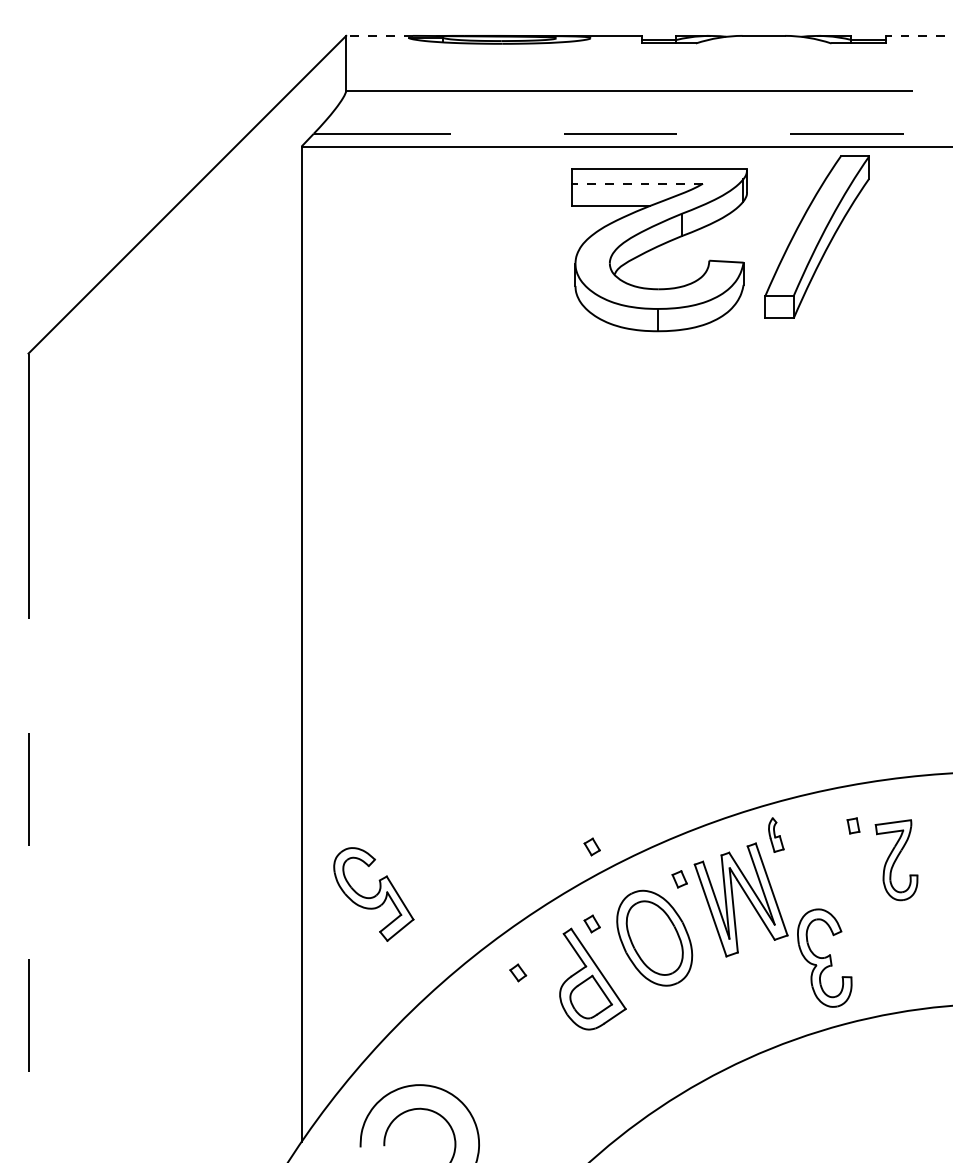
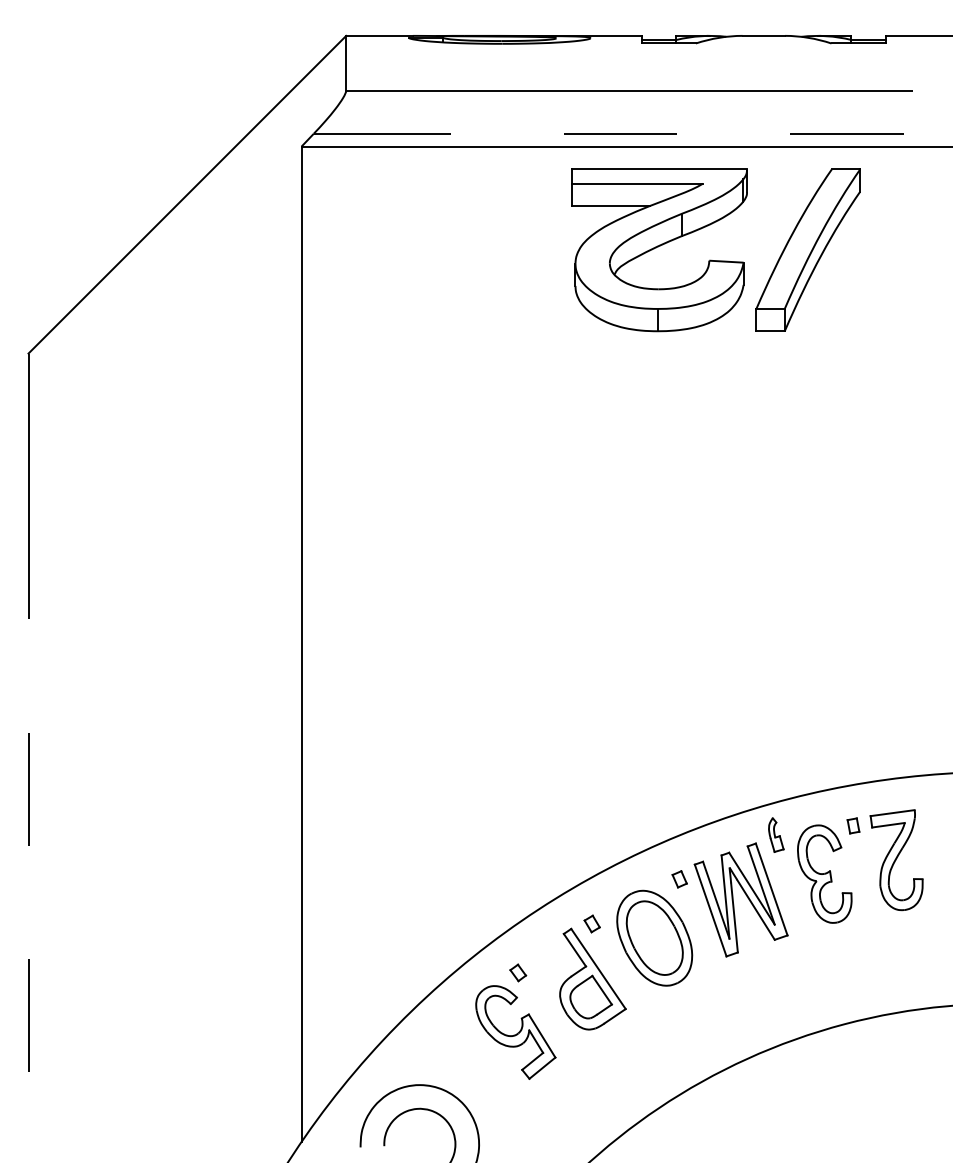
line: dashed -> solid (379, 35)
line: dashed -> solid (918, 35)
line: dashed -> solid (637, 183)
part position: (816, 236) -> (807, 249) (807, 249)
part: present -> none (591, 846)
part size: 45x83 px -> 55x103 px (896, 860)
part position: (373, 894) -> (515, 1032) (515, 1032)
part position: (824, 957) -> (824, 873) (824, 873)
